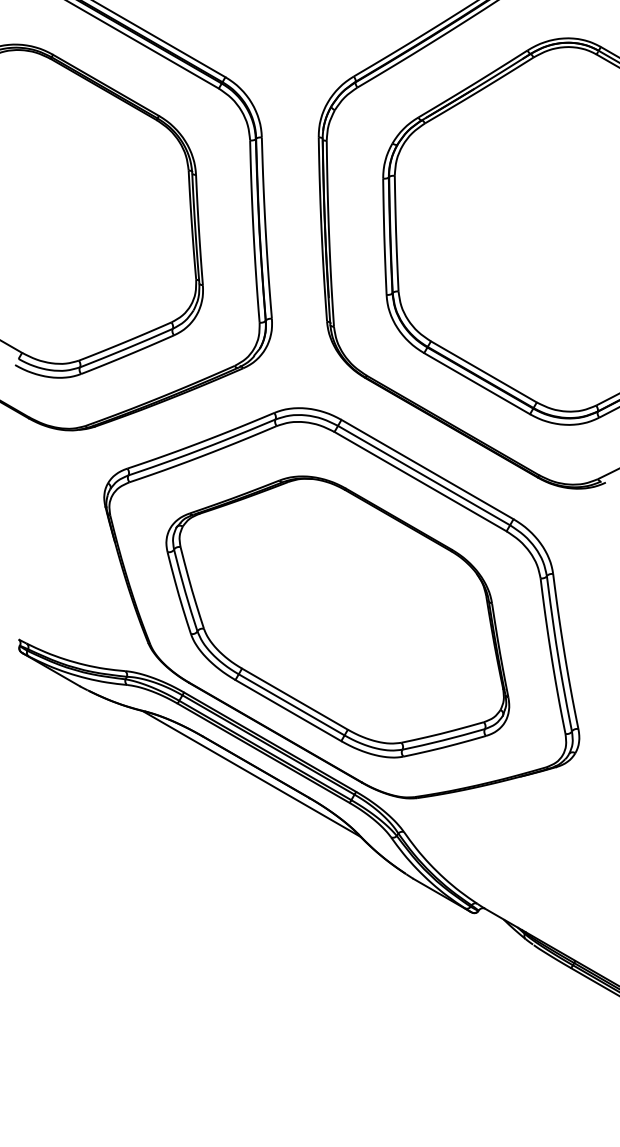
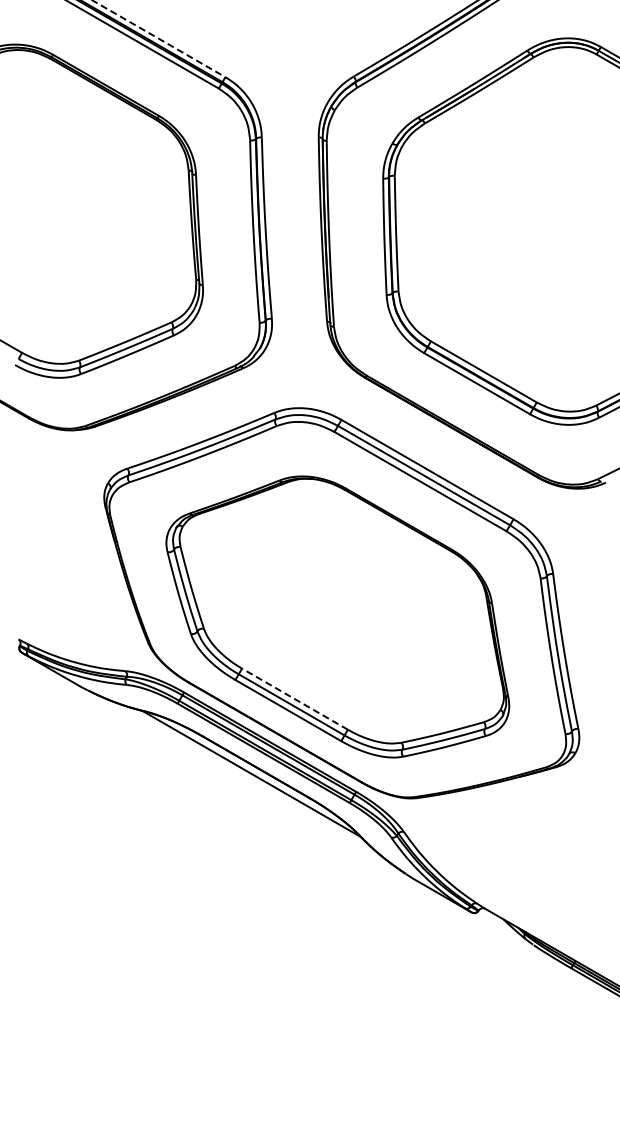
line: solid -> dashed (158, 38)
line: solid -> dashed (294, 698)
